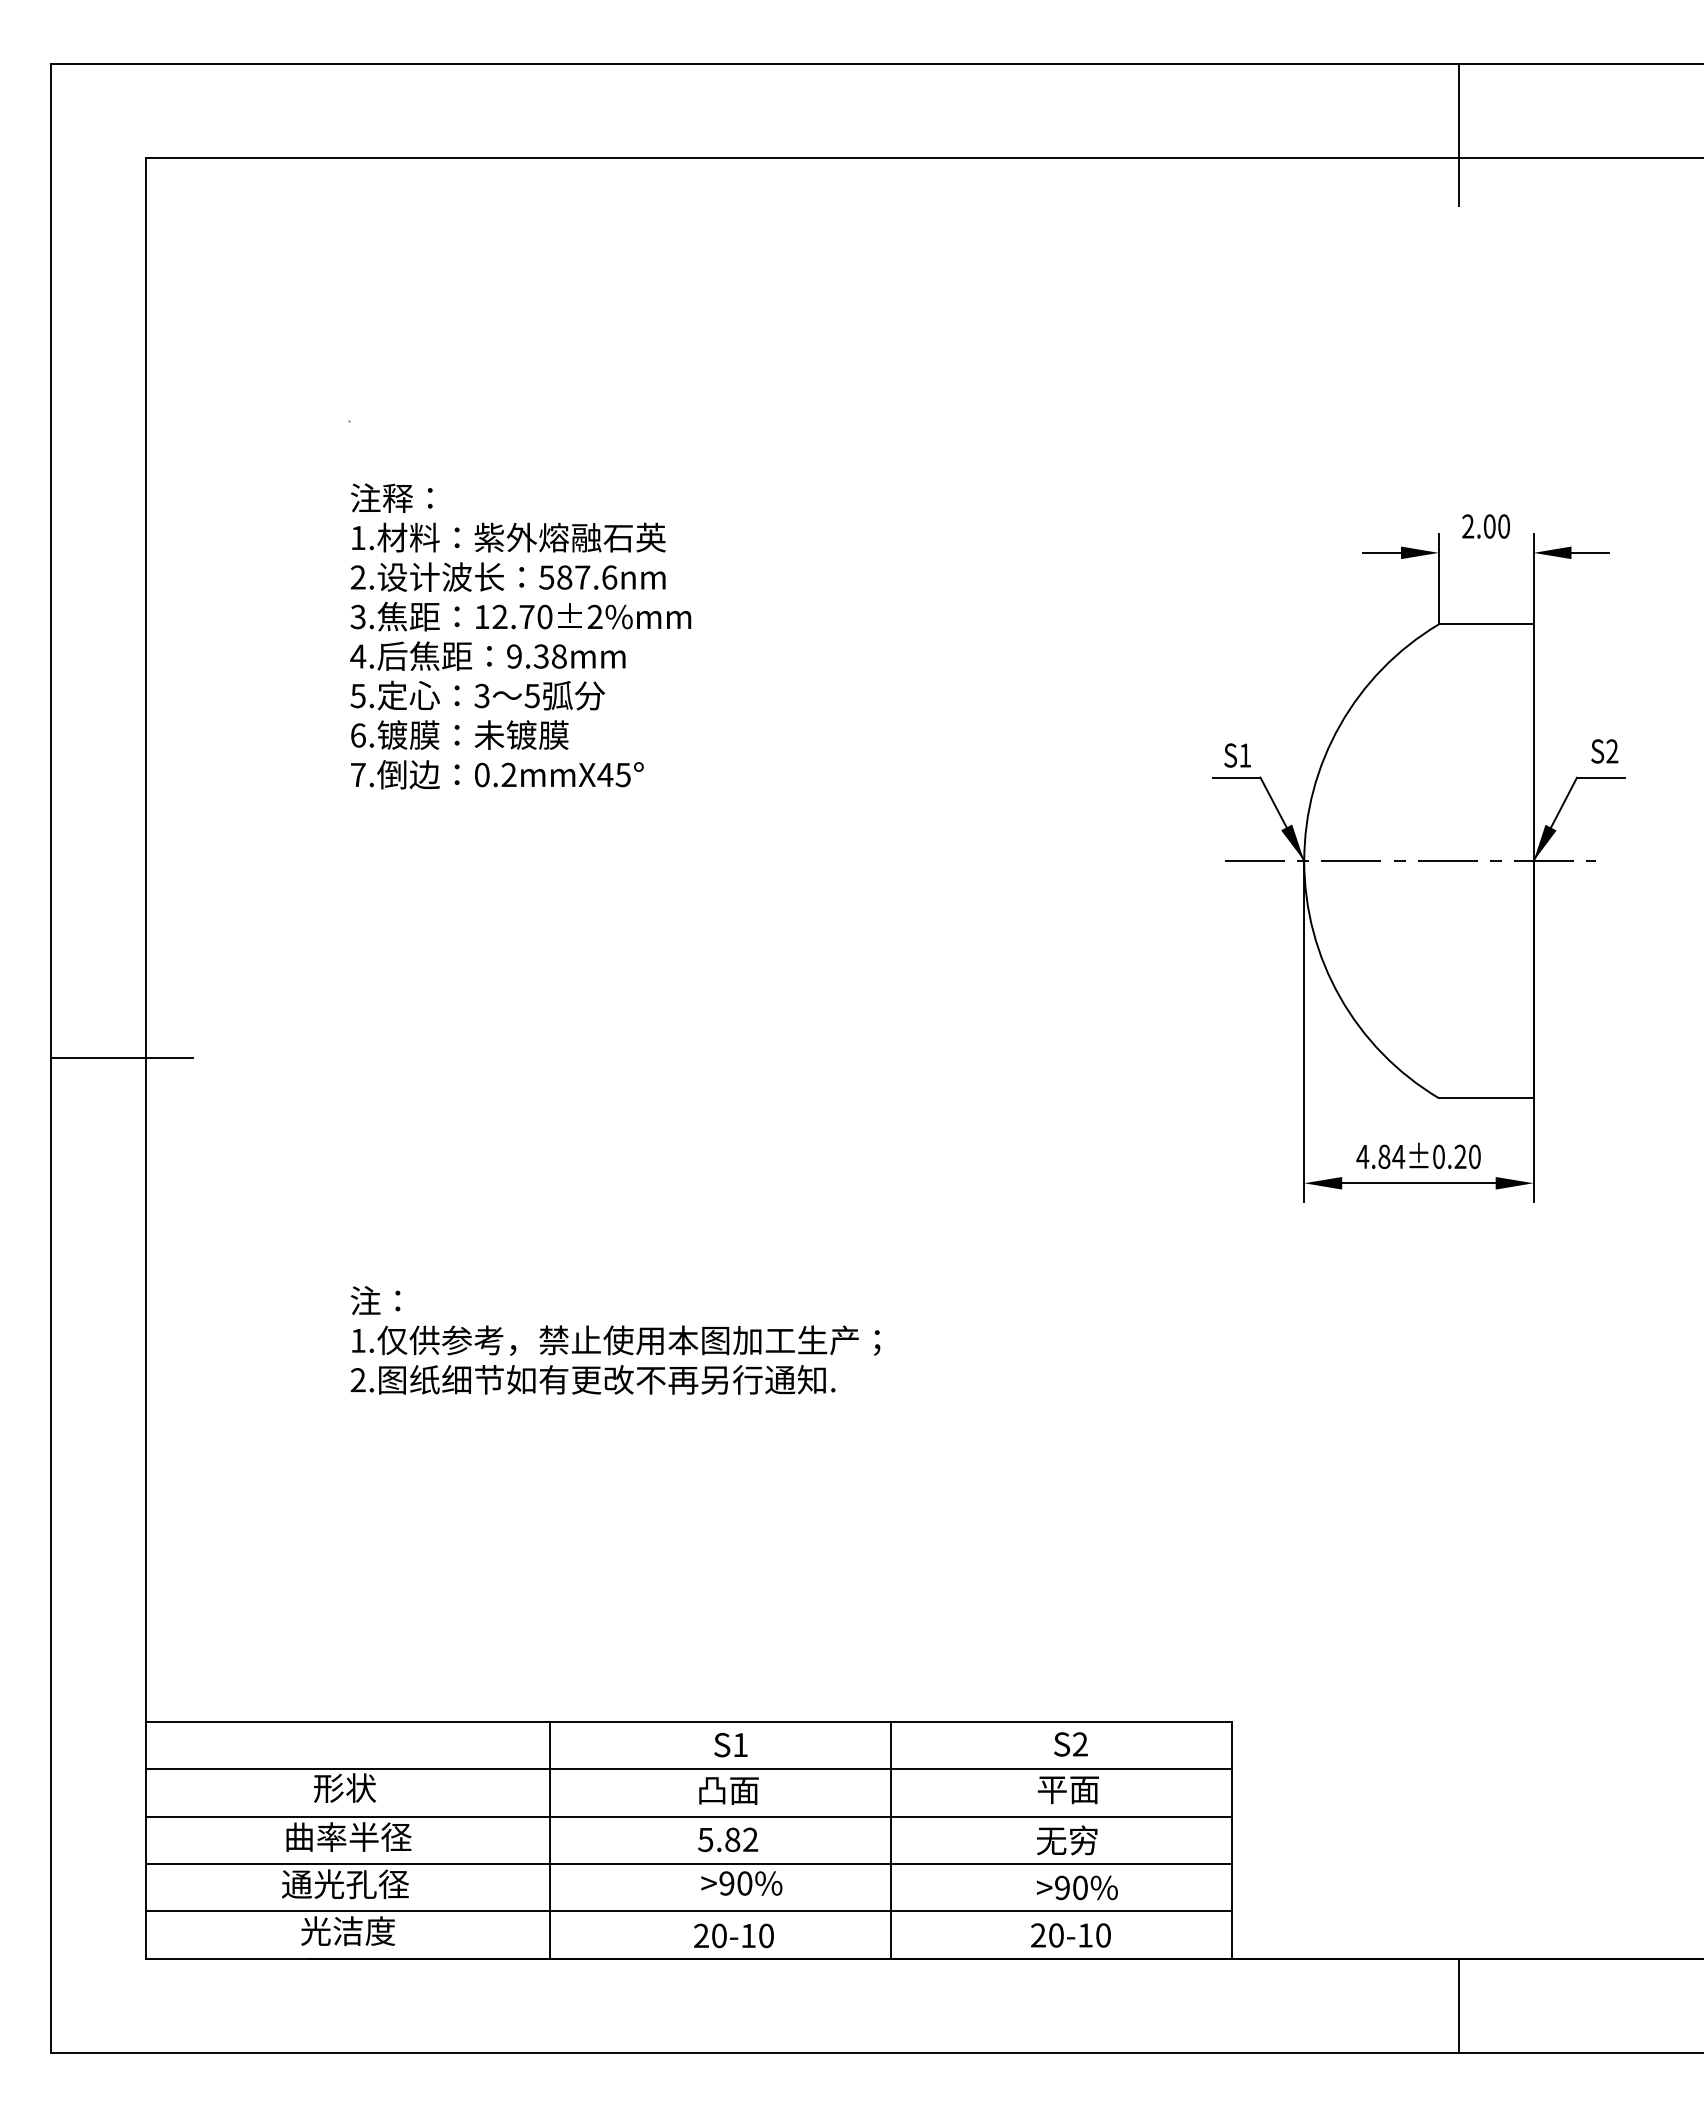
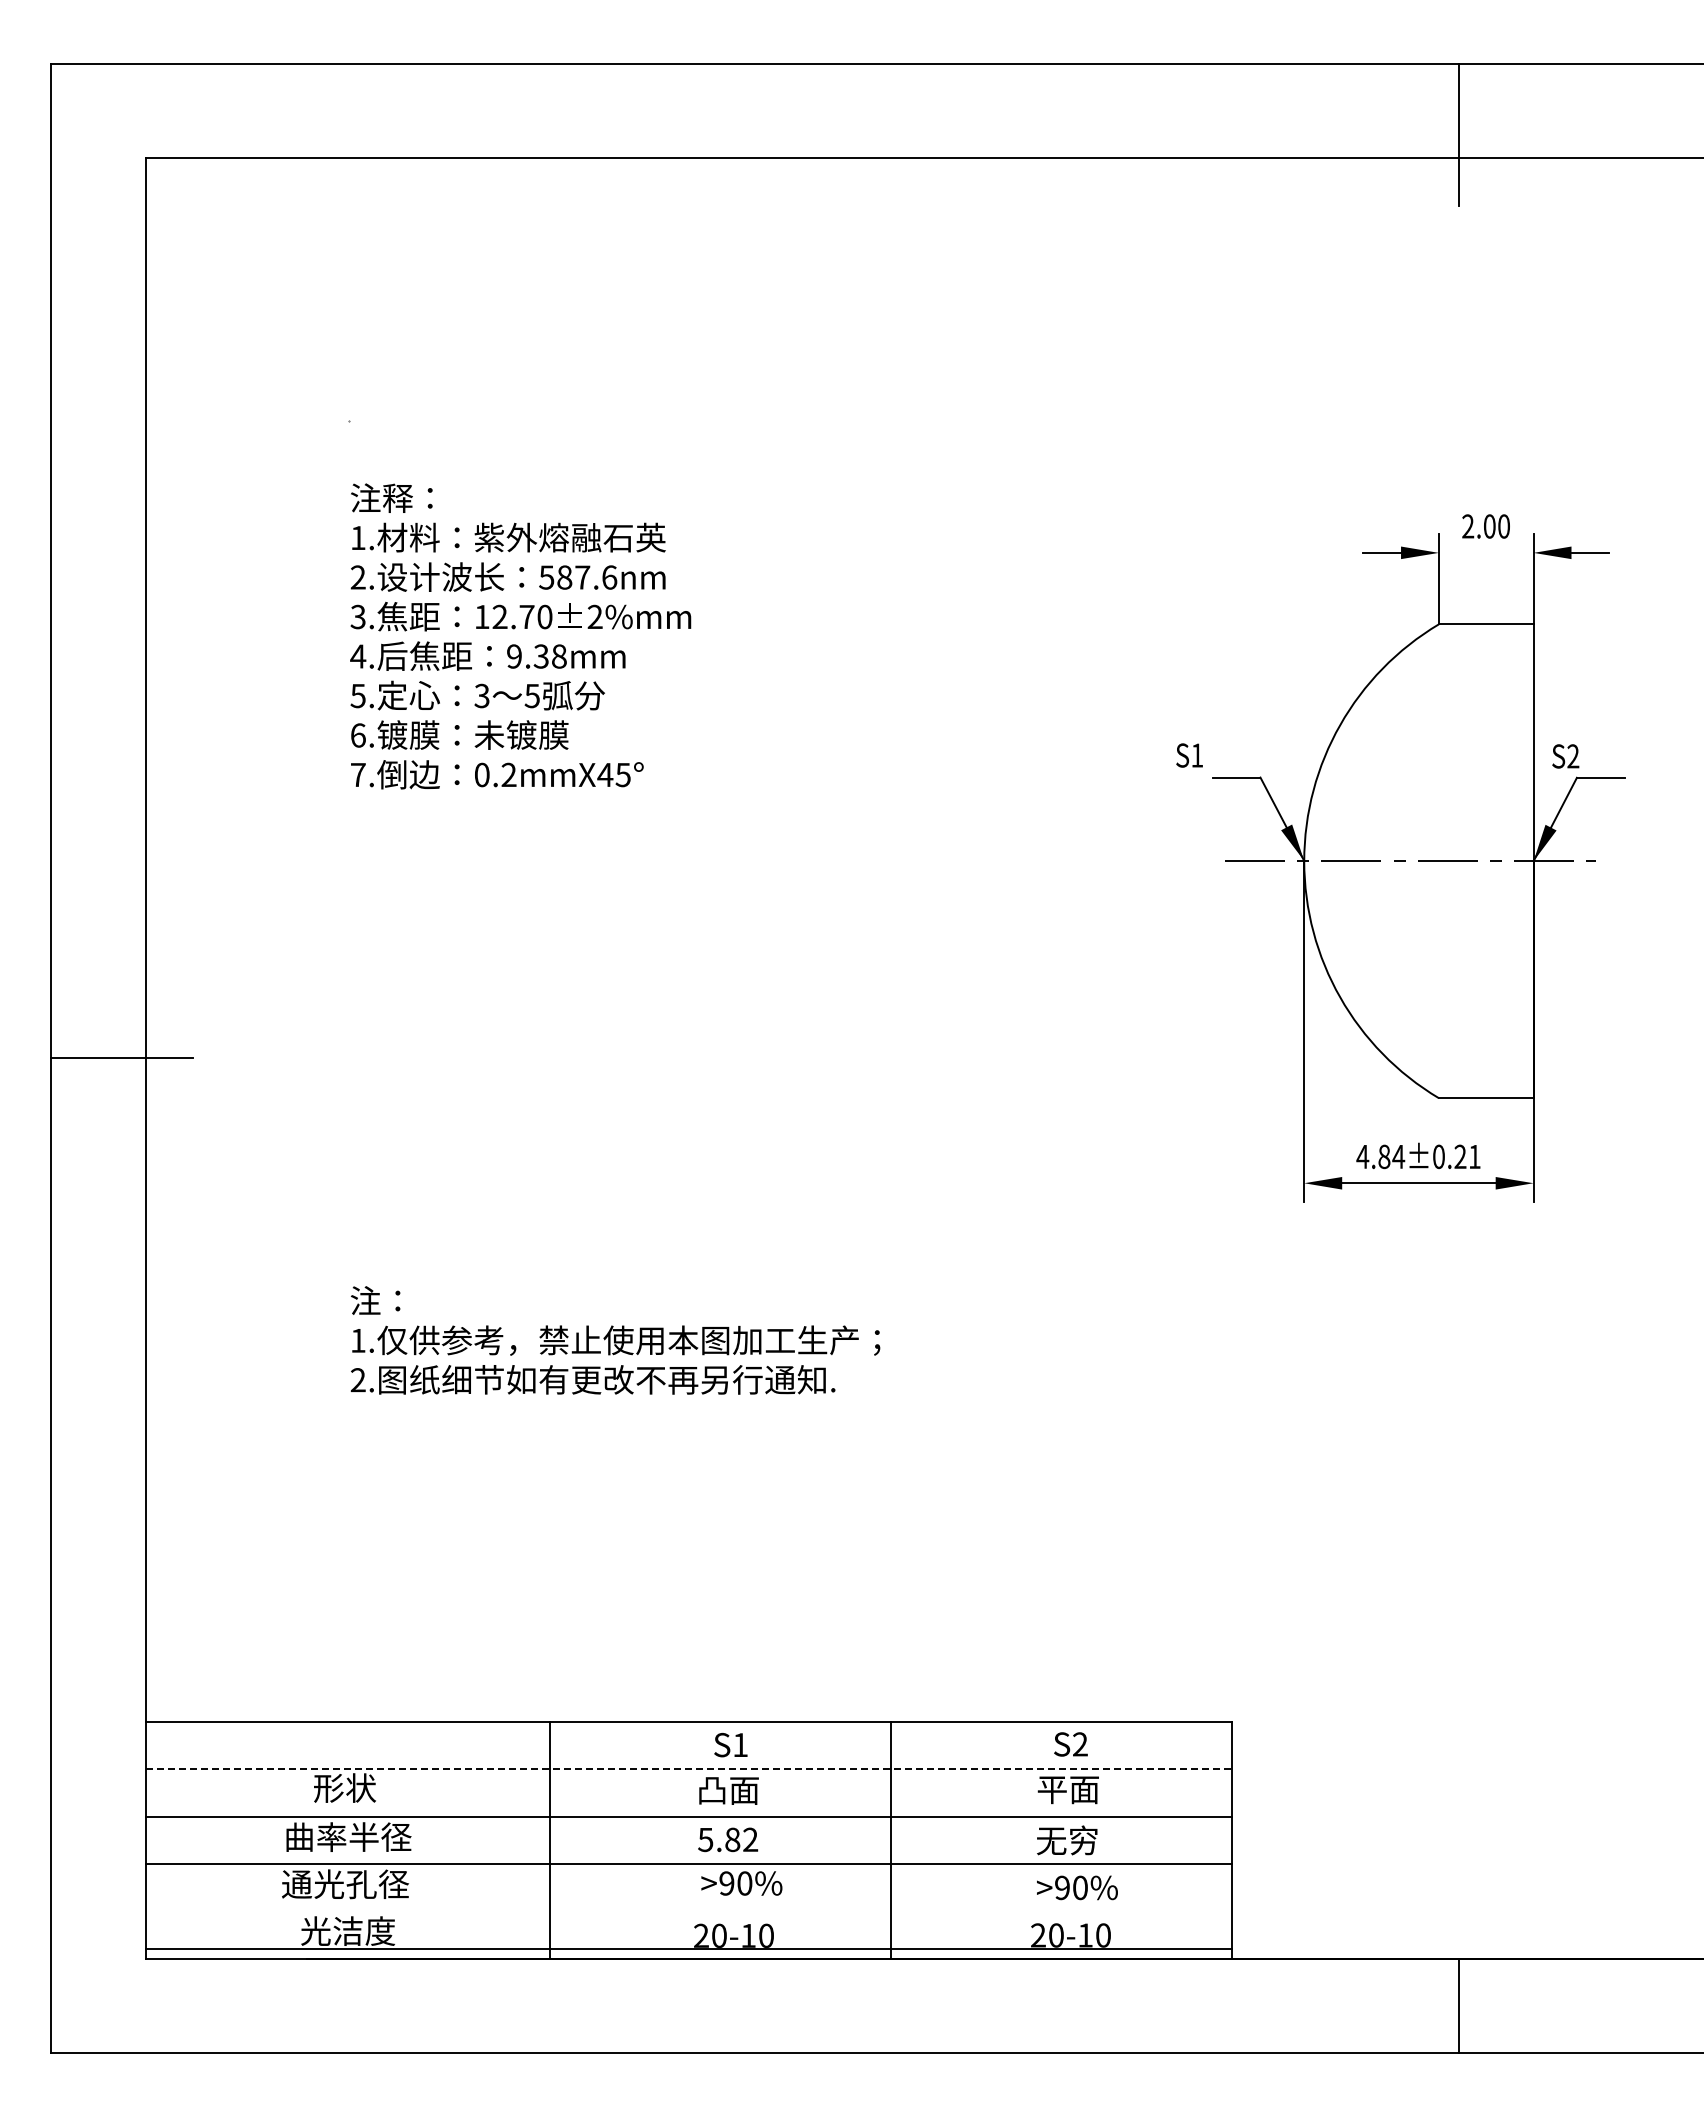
text position: (1604, 751) -> (1565, 756) (1565, 756)
text position: (1237, 755) -> (1189, 755) (1189, 755)
text: 4.84±0.20 -> 4.84±0.21 (1474, 1156)
line: solid -> dashed (689, 1769)
line position: (689, 1911) -> (689, 1949) (689, 1949)
